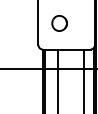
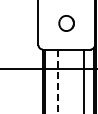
part position: (59, 23) -> (66, 23) (66, 23)
line: solid -> dashed (58, 81)
